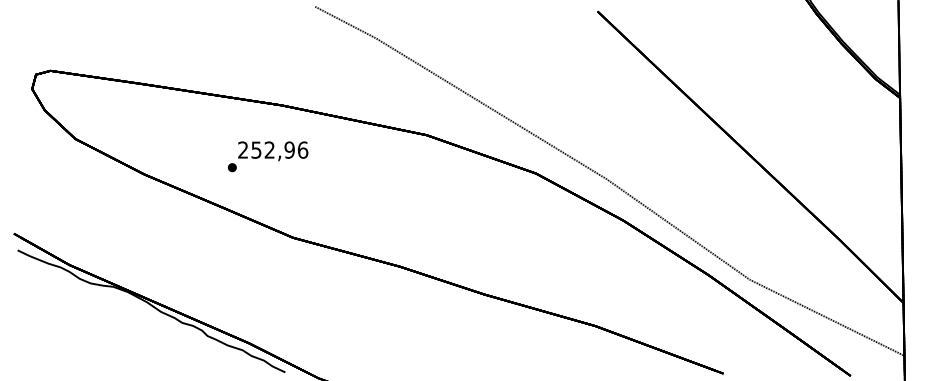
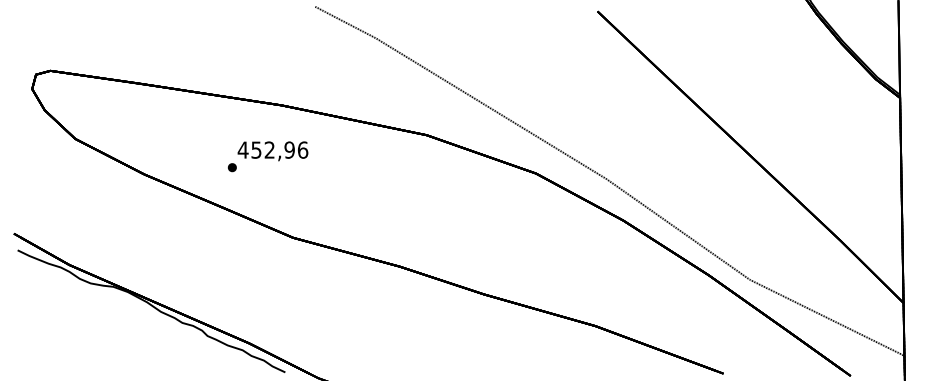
text: 252,96 -> 452,96 (242, 149)
